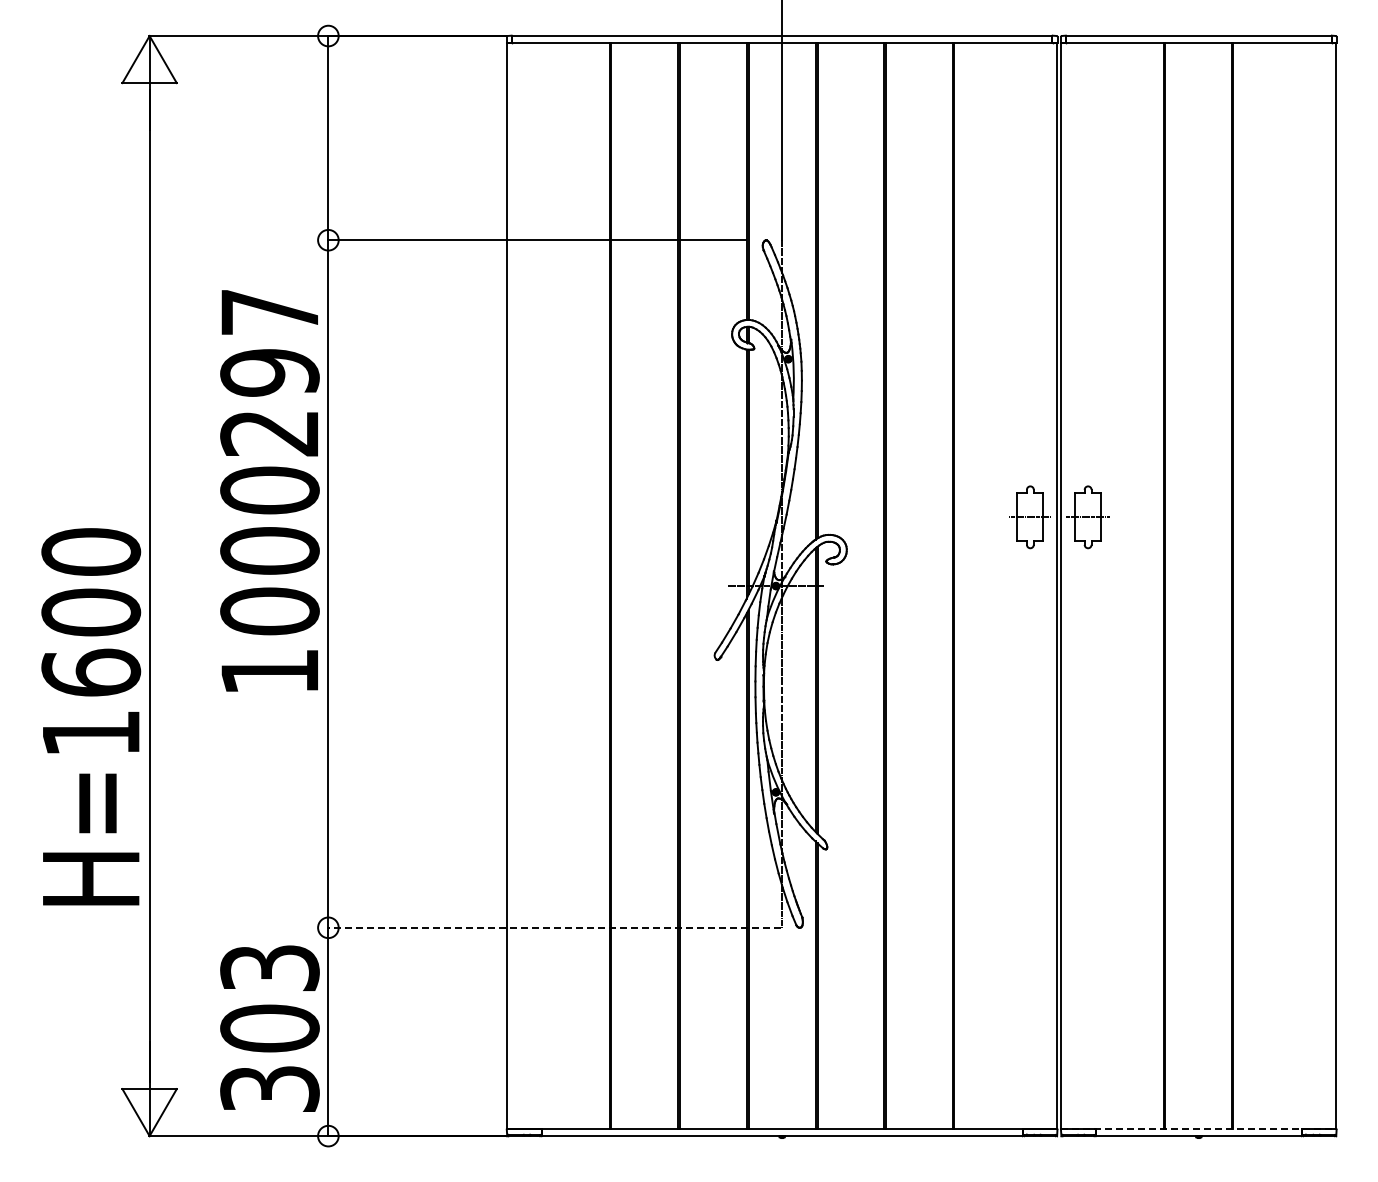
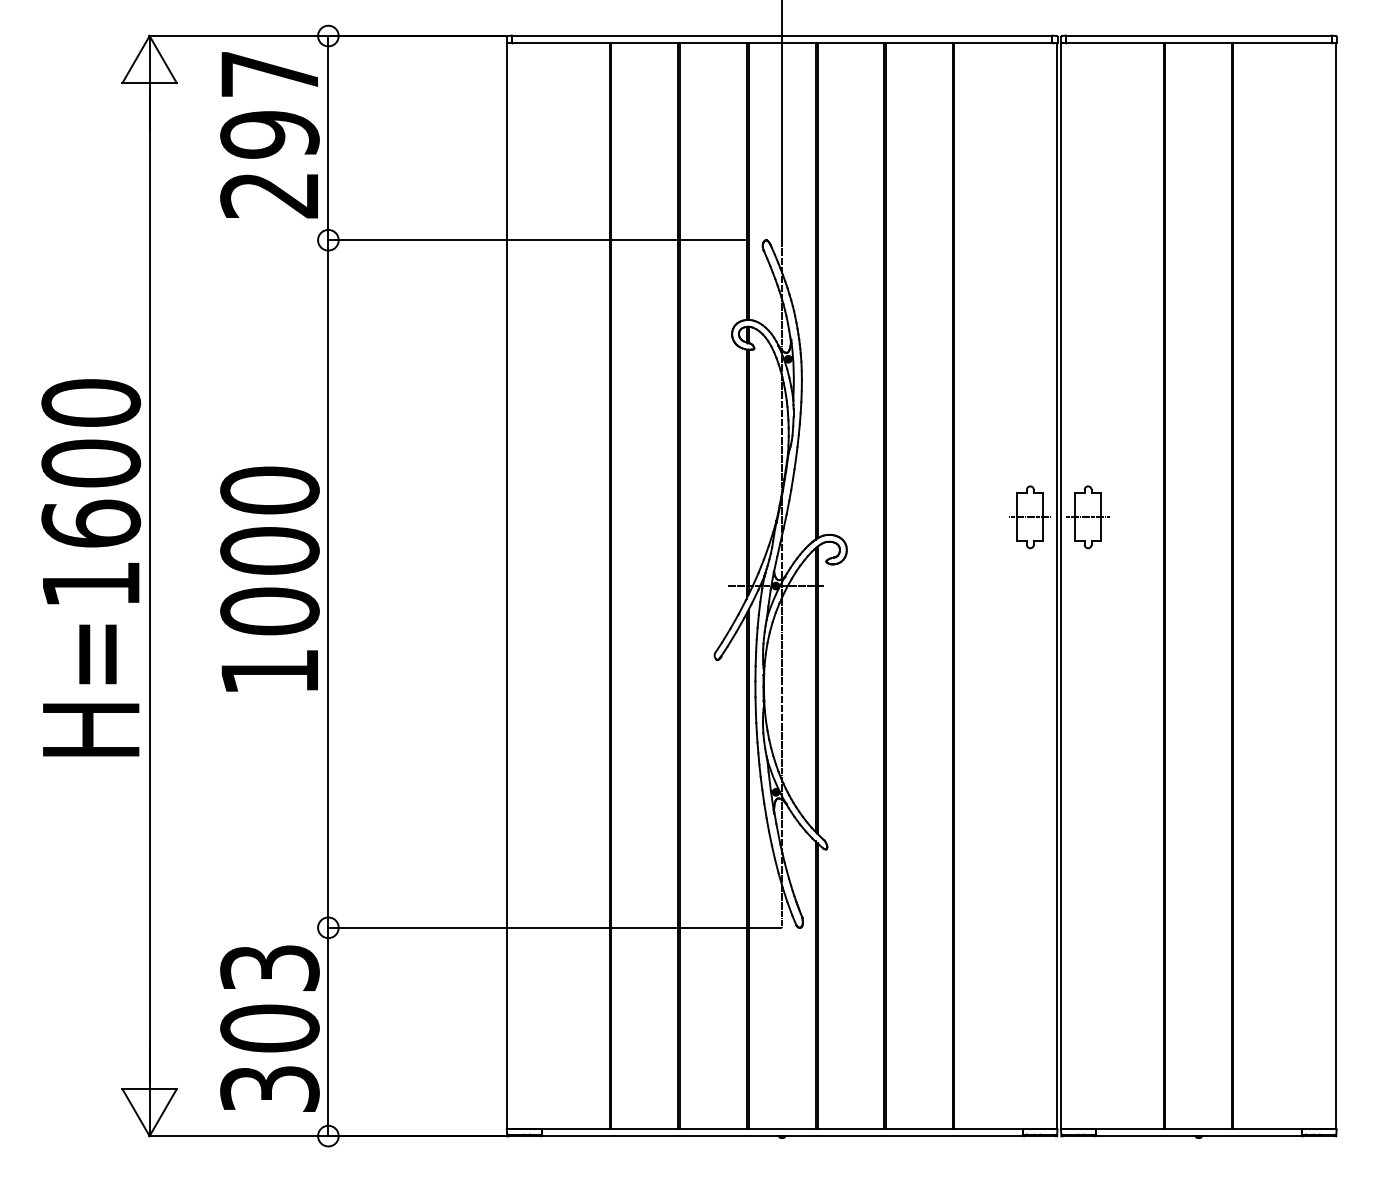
text position: (269, 373) -> (269, 135) (269, 135)
text position: (91, 716) -> (91, 567) (91, 567)
line: dashed -> solid (554, 927)
line: dashed -> solid (1198, 1129)
